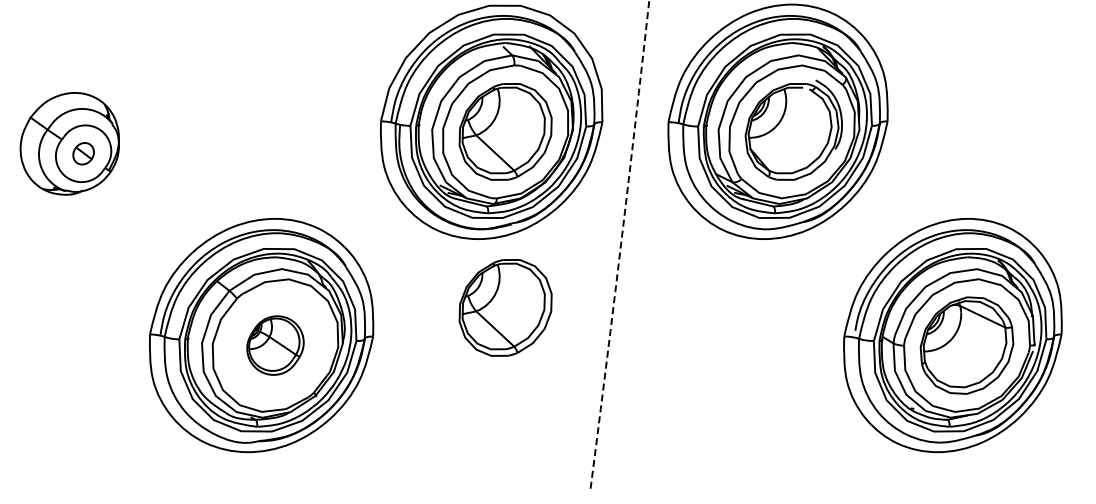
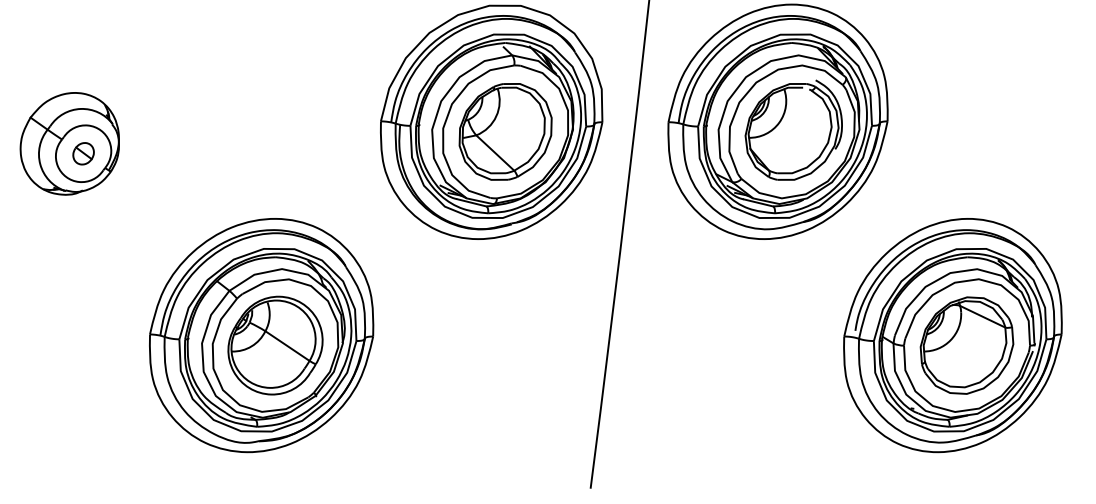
arc: dashed -> solid (621, 243)
part: present -> none (505, 307)
part size: 59x61 px -> 97x101 px (275, 345)
